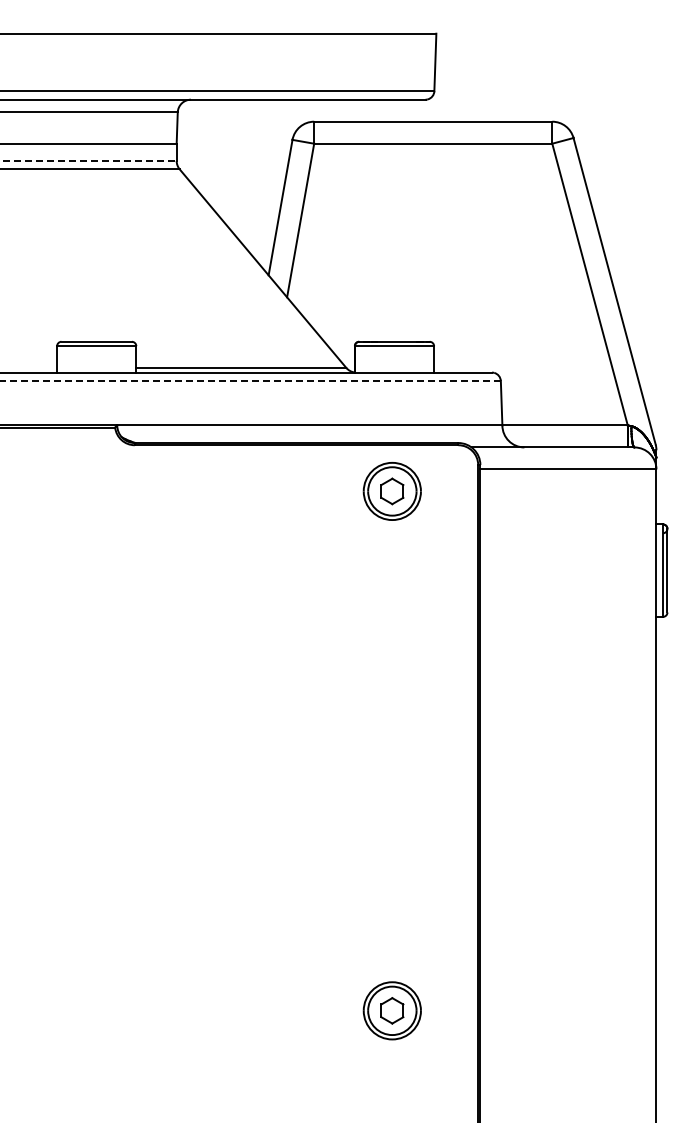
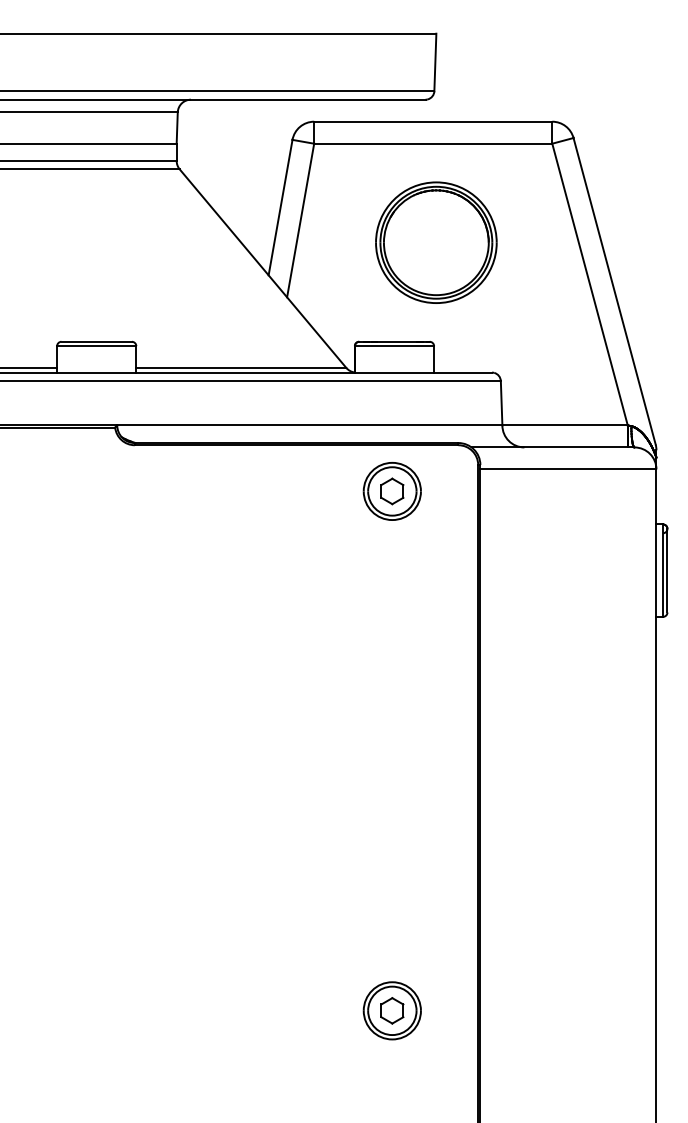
line: dashed -> solid (88, 160)
part: none -> present (436, 242)
line: none -> present (29, 367)
line: dashed -> solid (249, 381)
